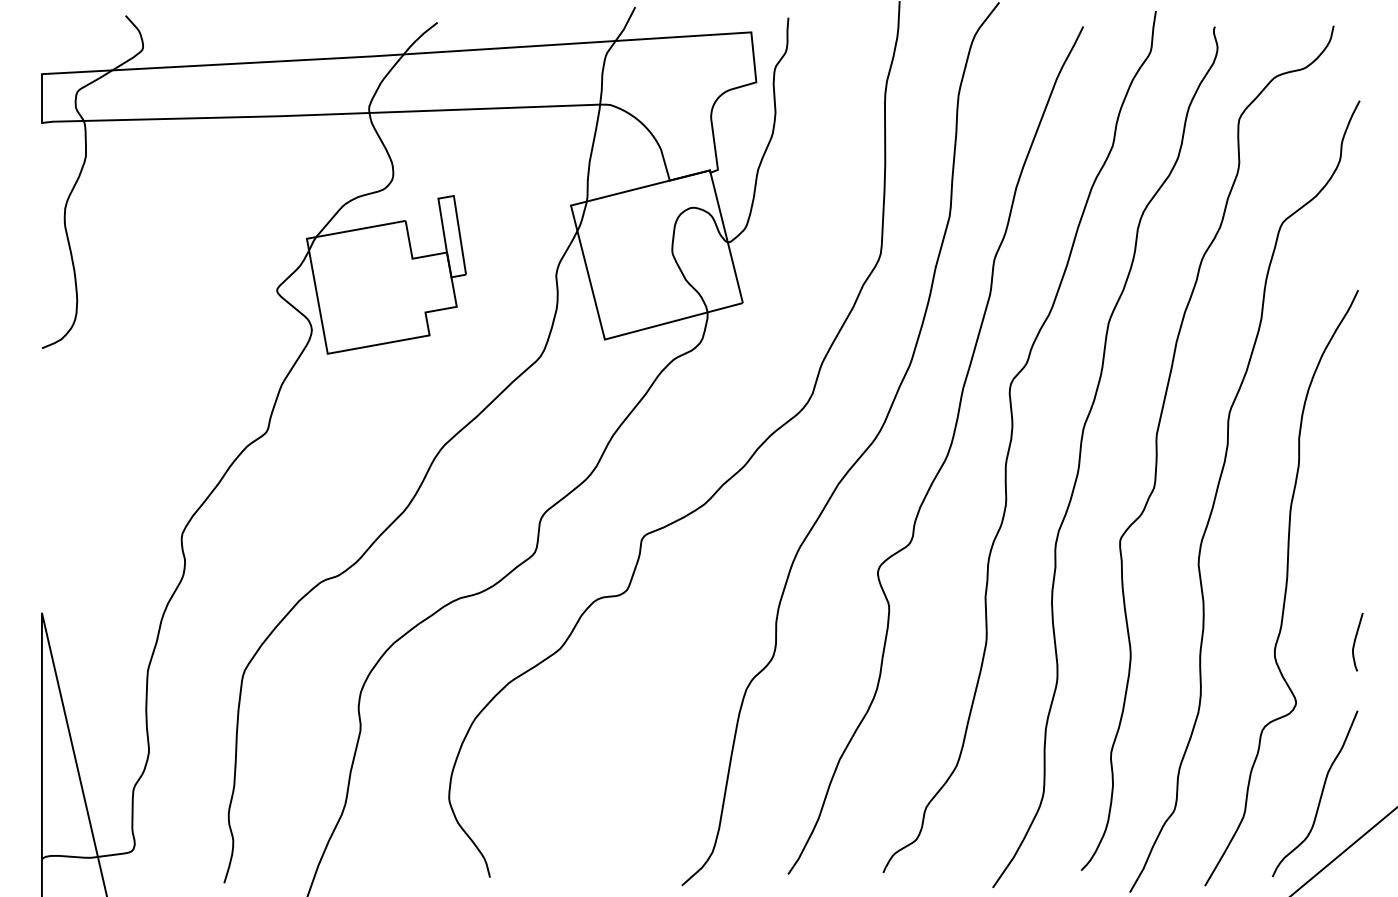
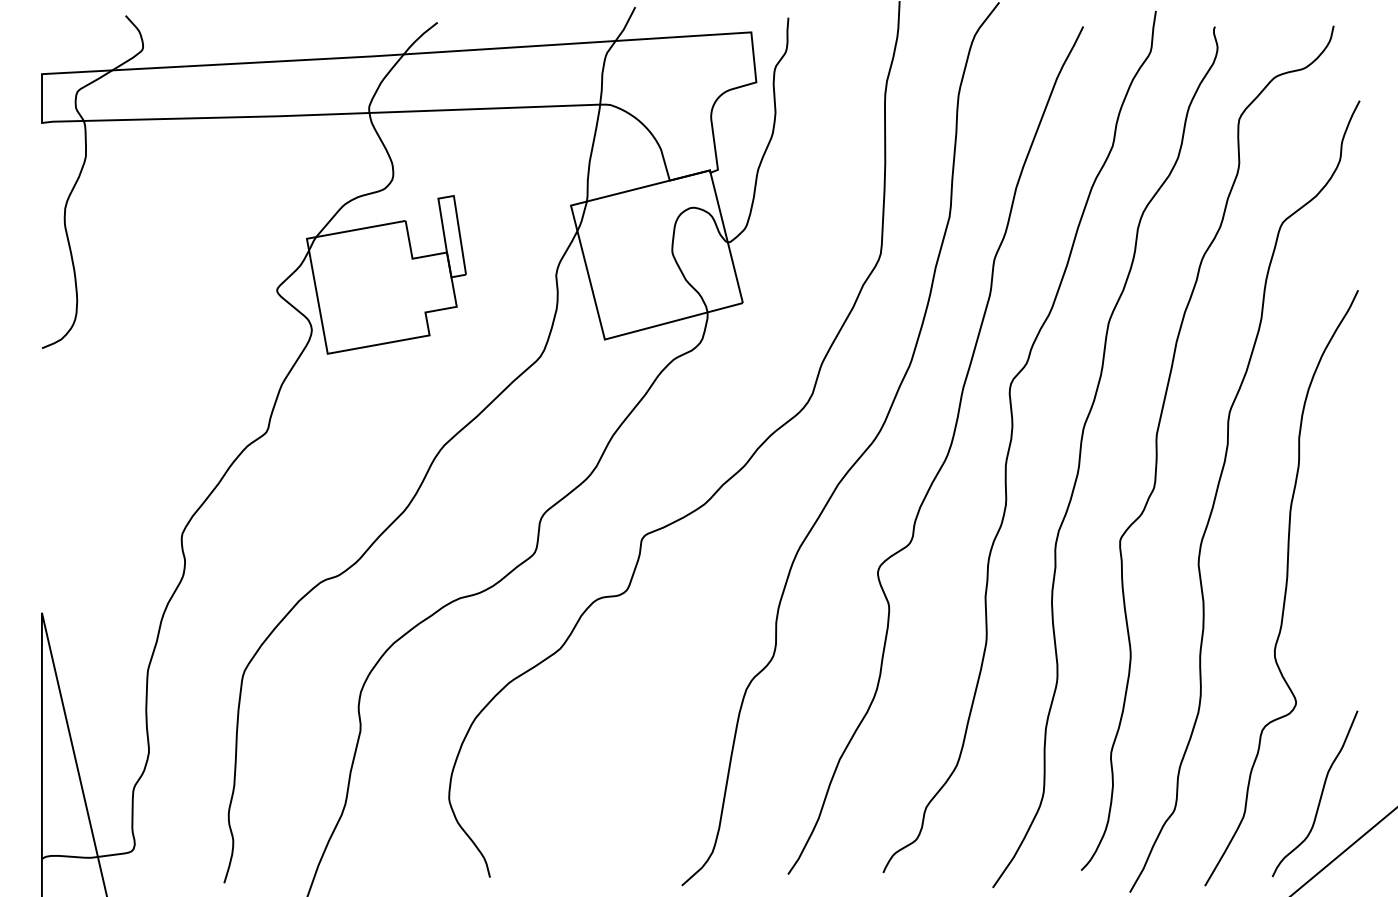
curve: present -> none (1355, 641)
